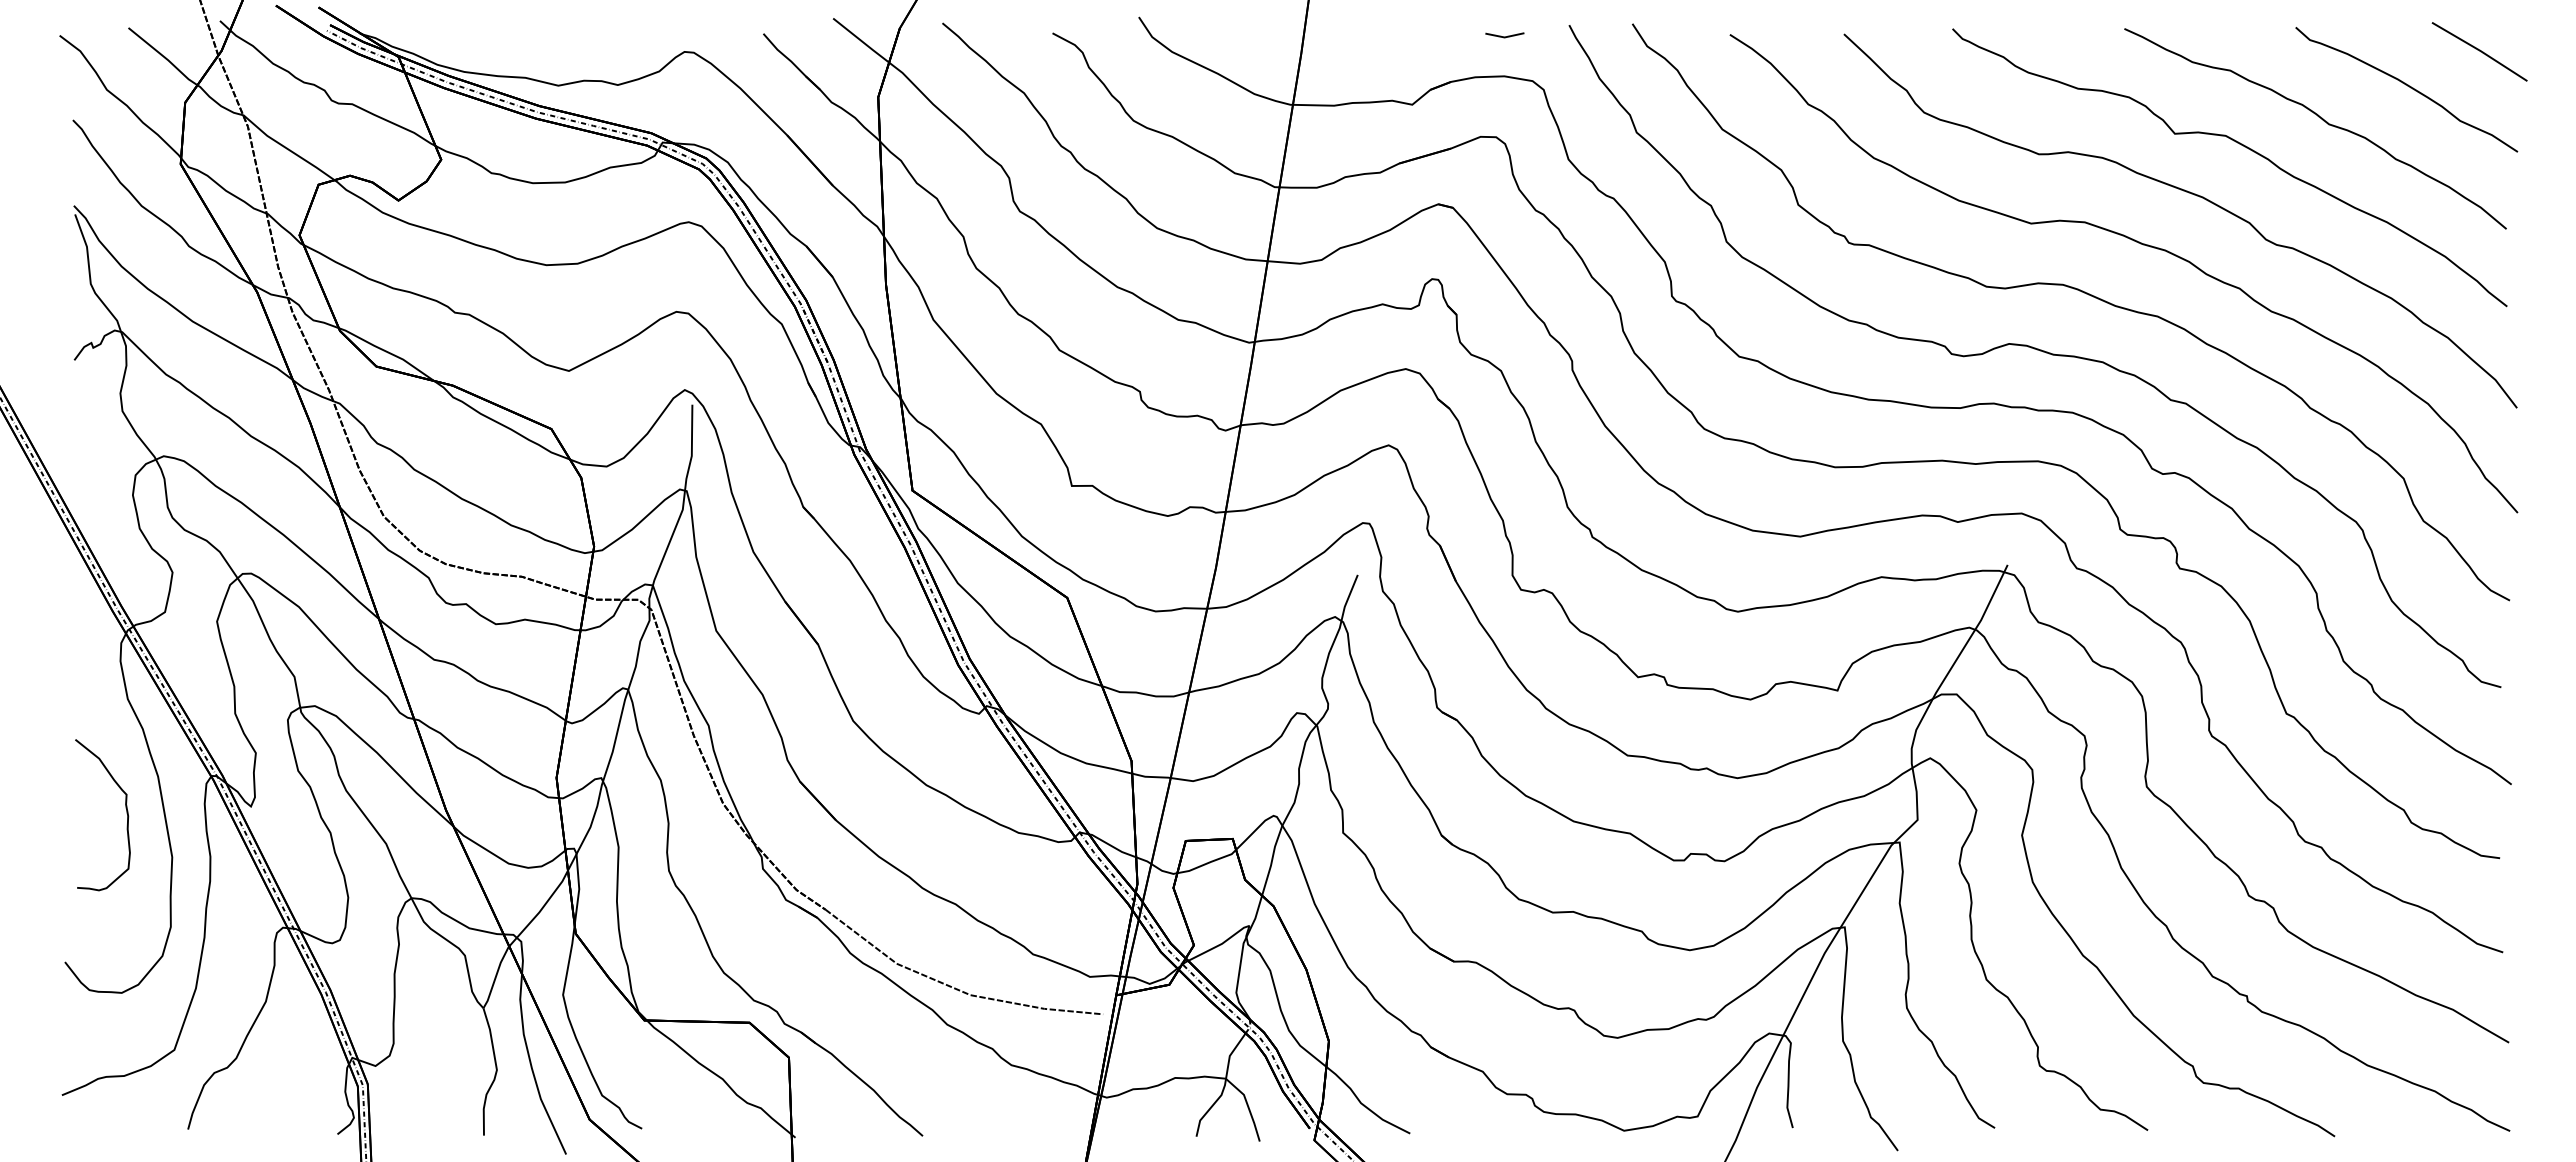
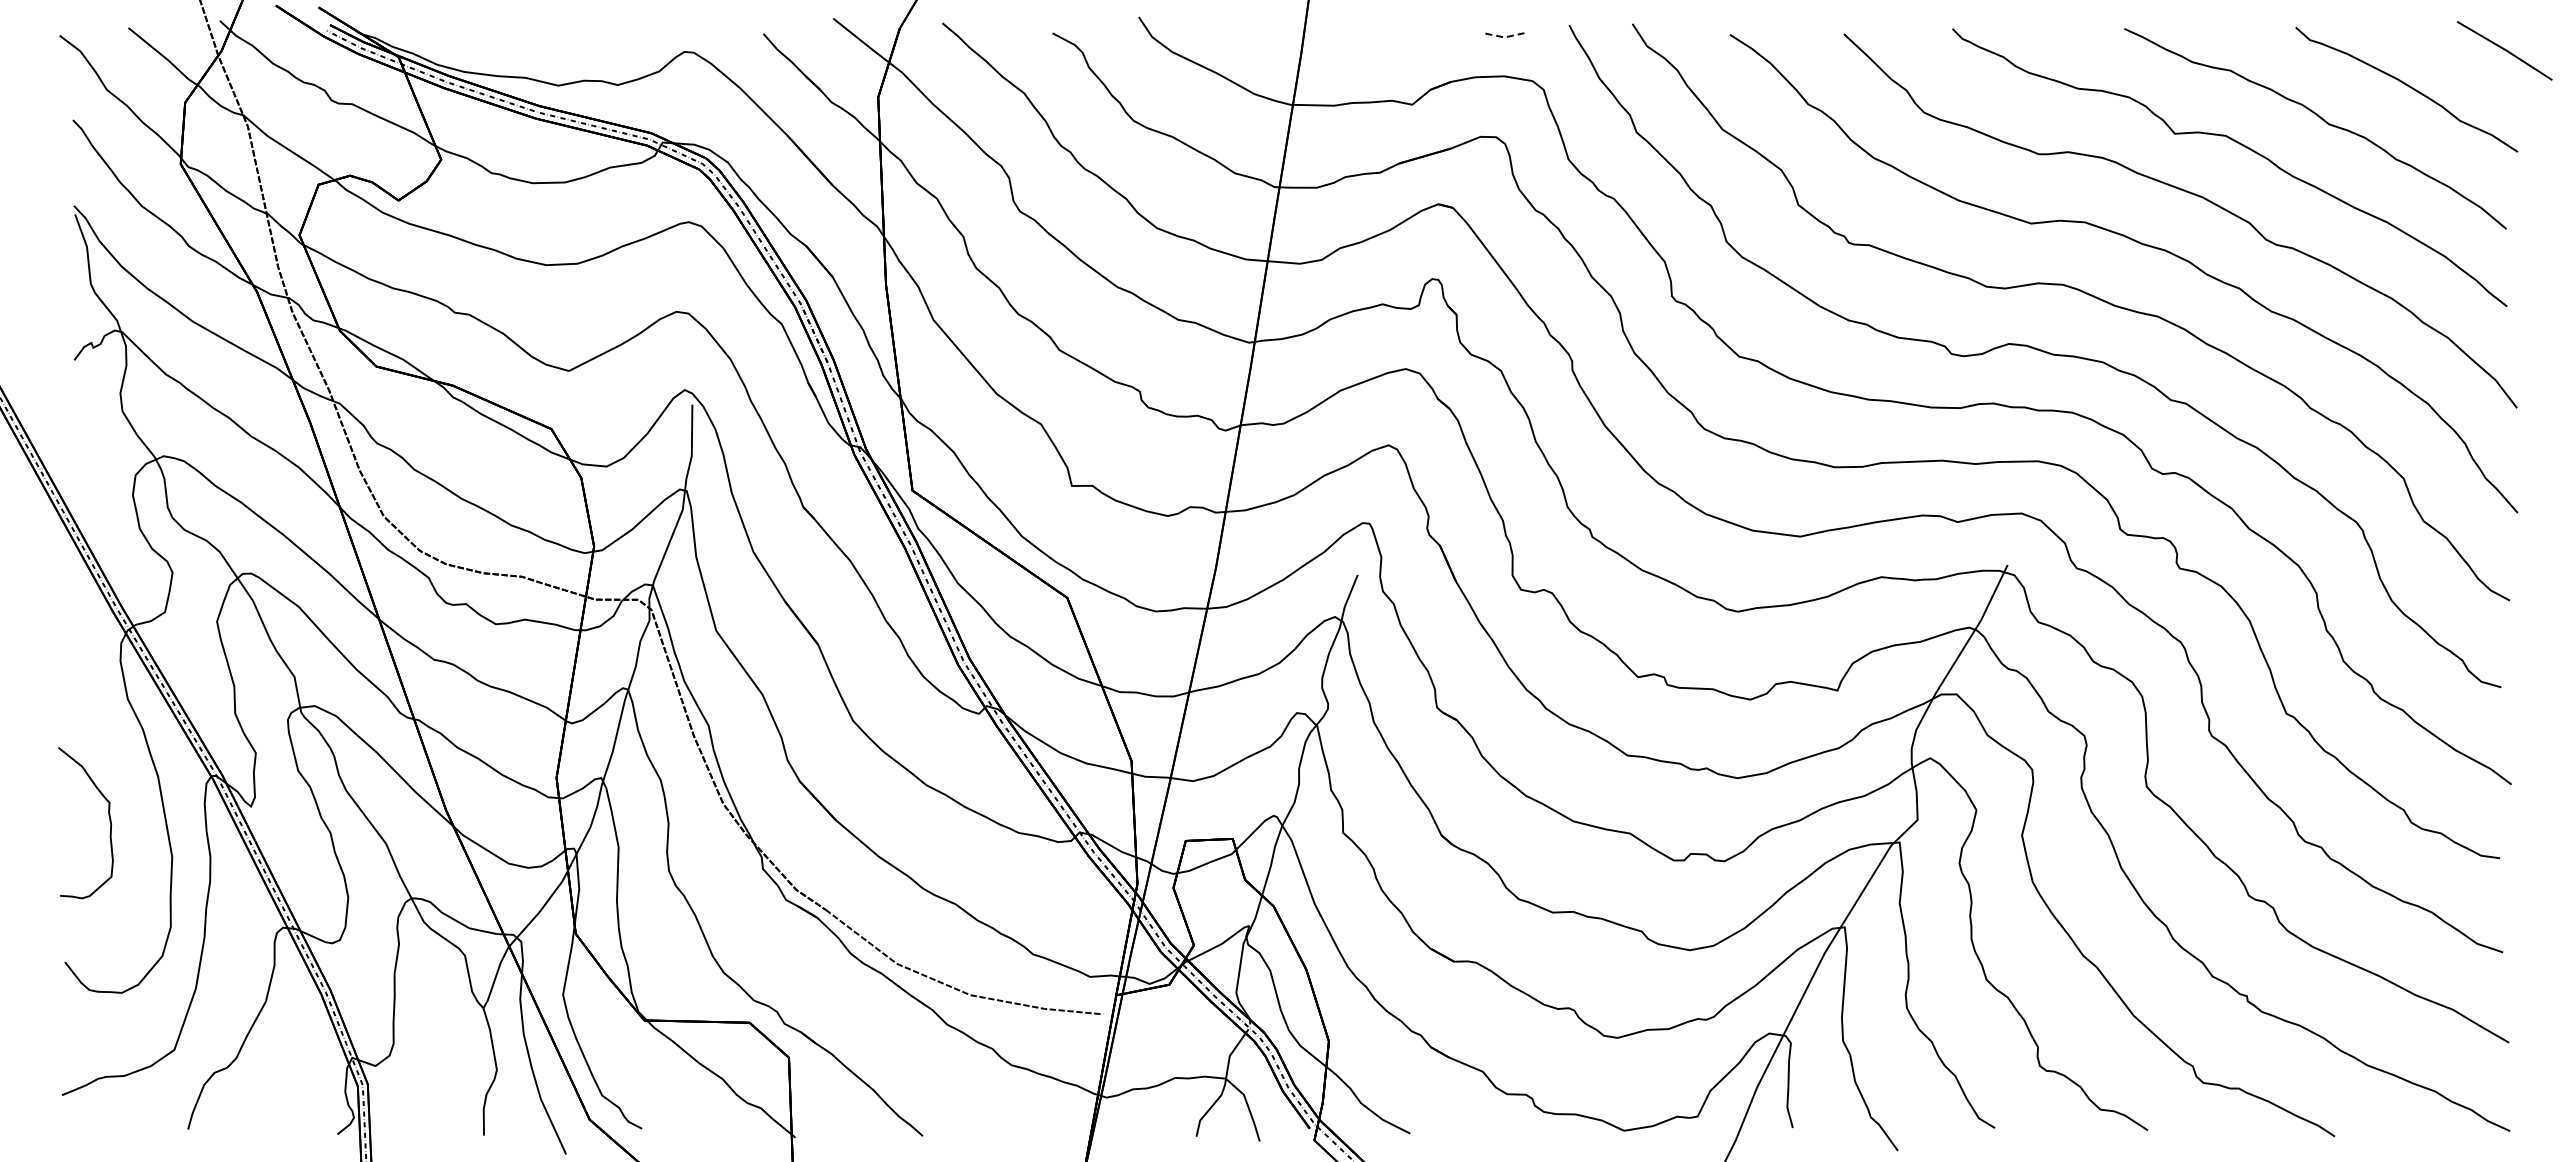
line: solid -> dashed (1504, 37)
line position: (2479, 51) -> (2504, 50) (2504, 50)
curve position: (125, 808) -> (108, 816) (108, 816)
